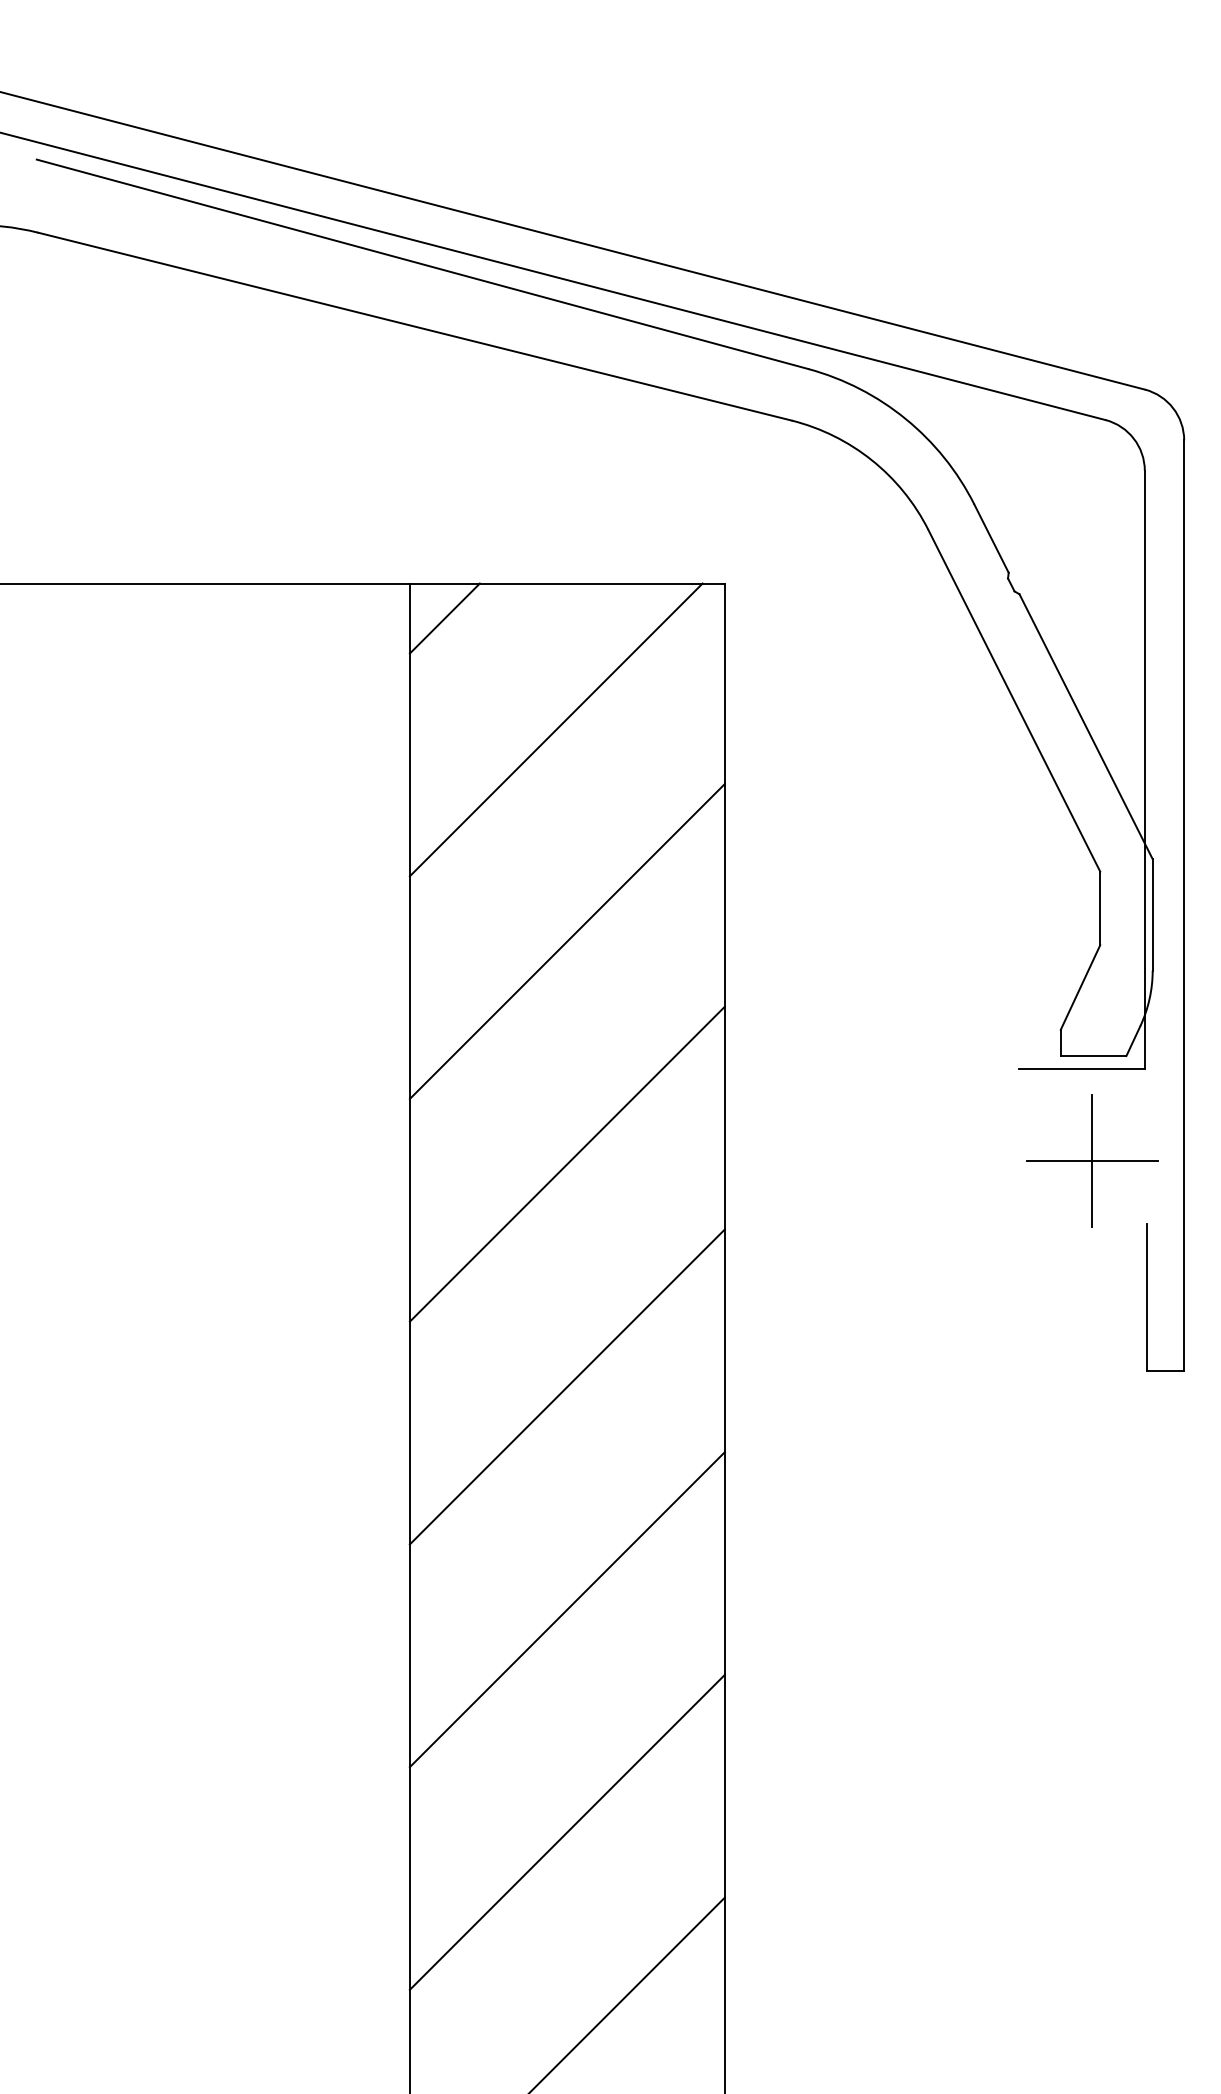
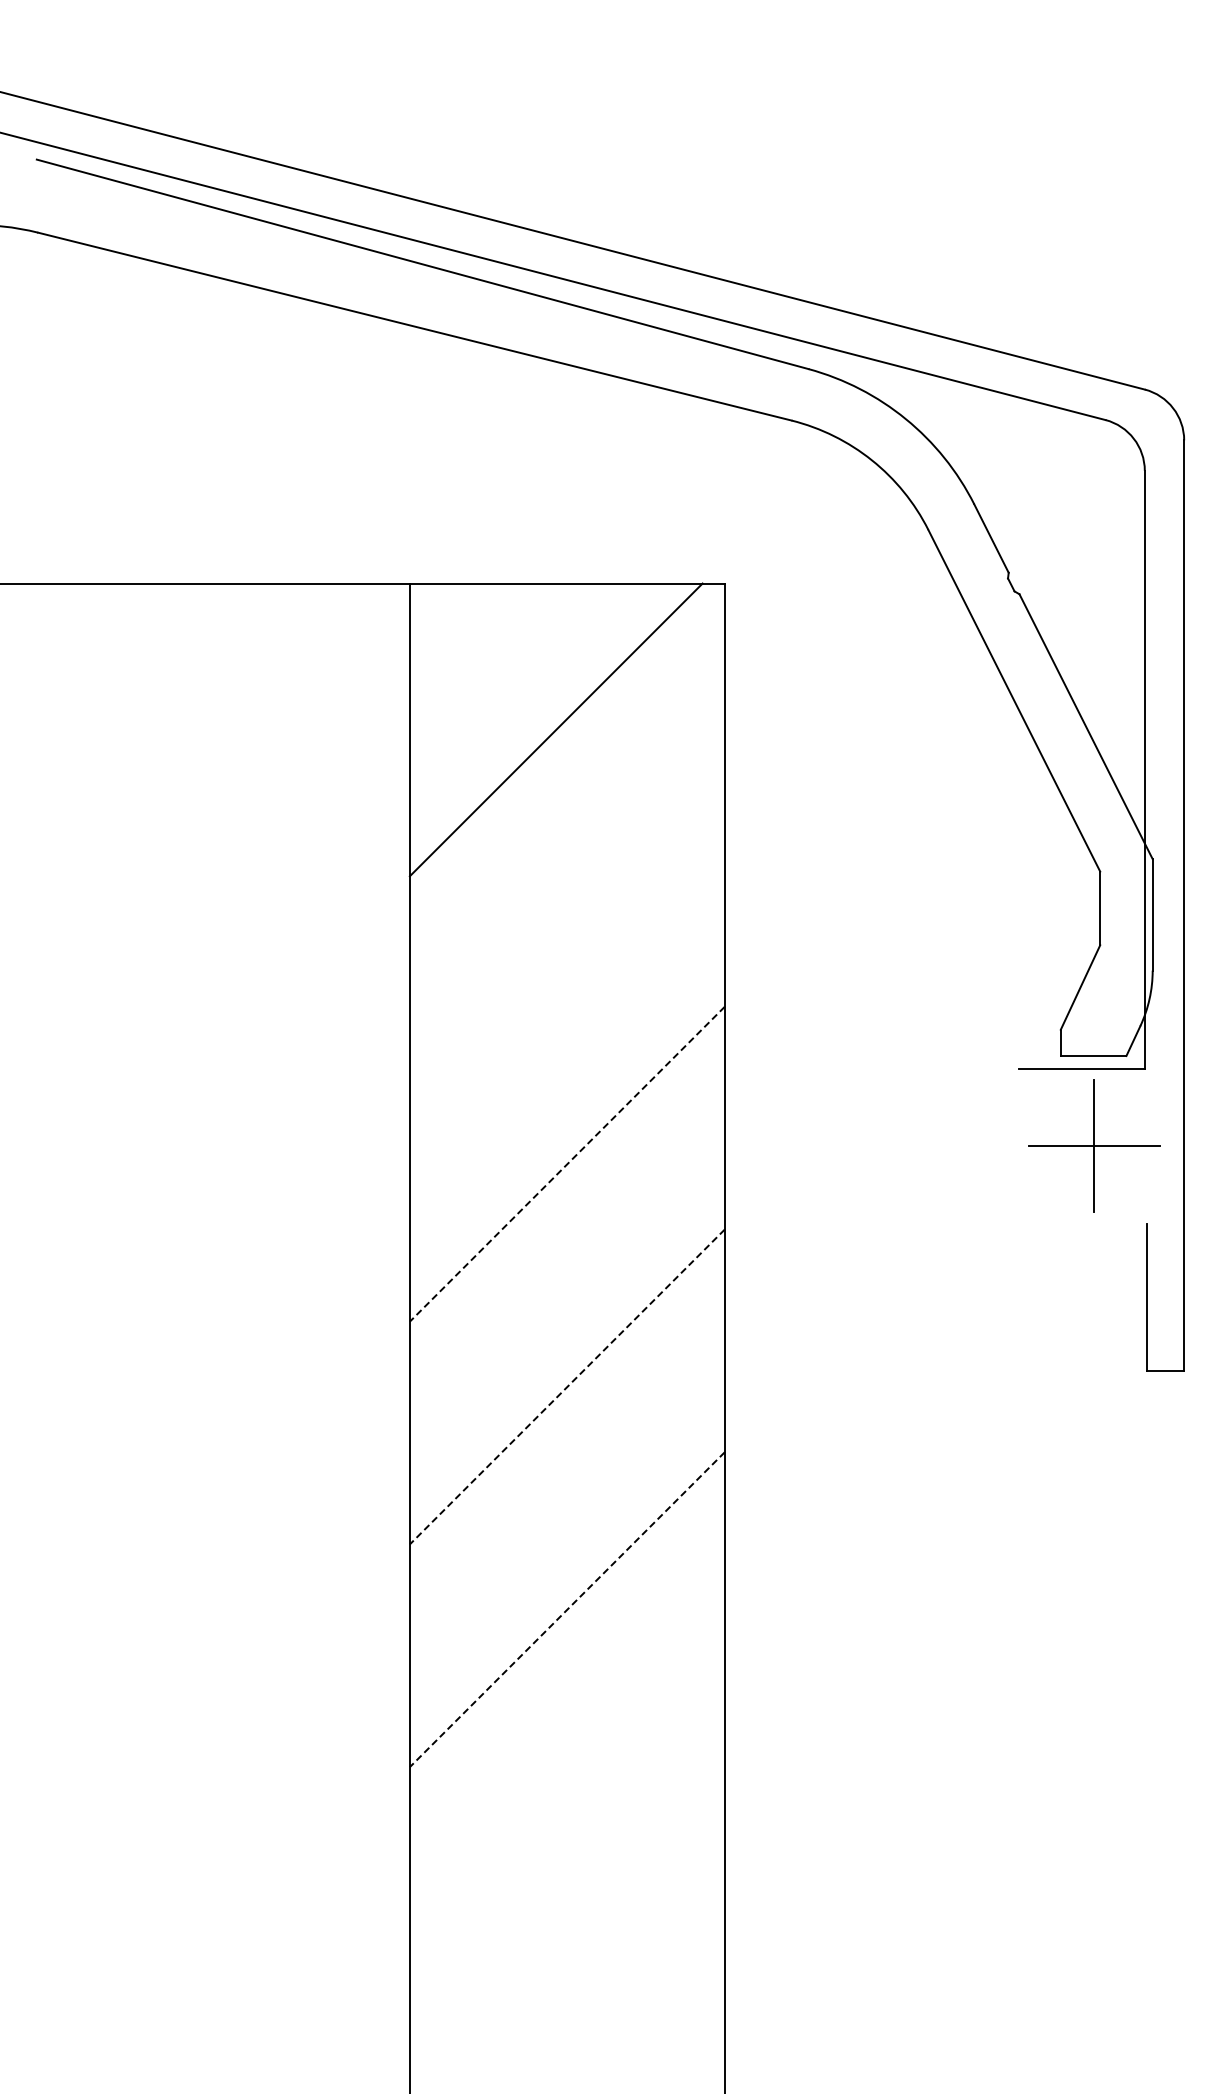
line: present -> none (444, 618)
line: present -> none (566, 941)
part position: (1092, 1160) -> (1094, 1145) (1094, 1145)
line: solid -> dashed (567, 1164)
line: solid -> dashed (567, 1386)
line: solid -> dashed (567, 1609)
line: present -> none (566, 1831)
line: present -> none (627, 1993)
